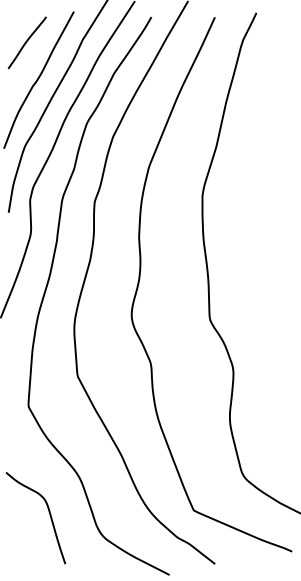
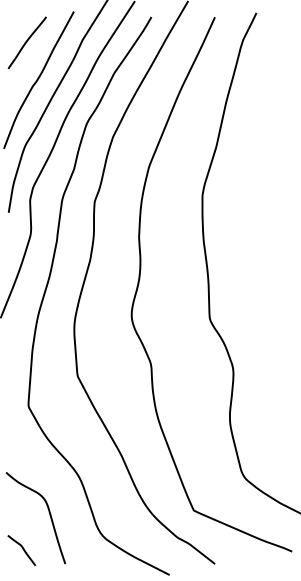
curve: none -> present (22, 549)
